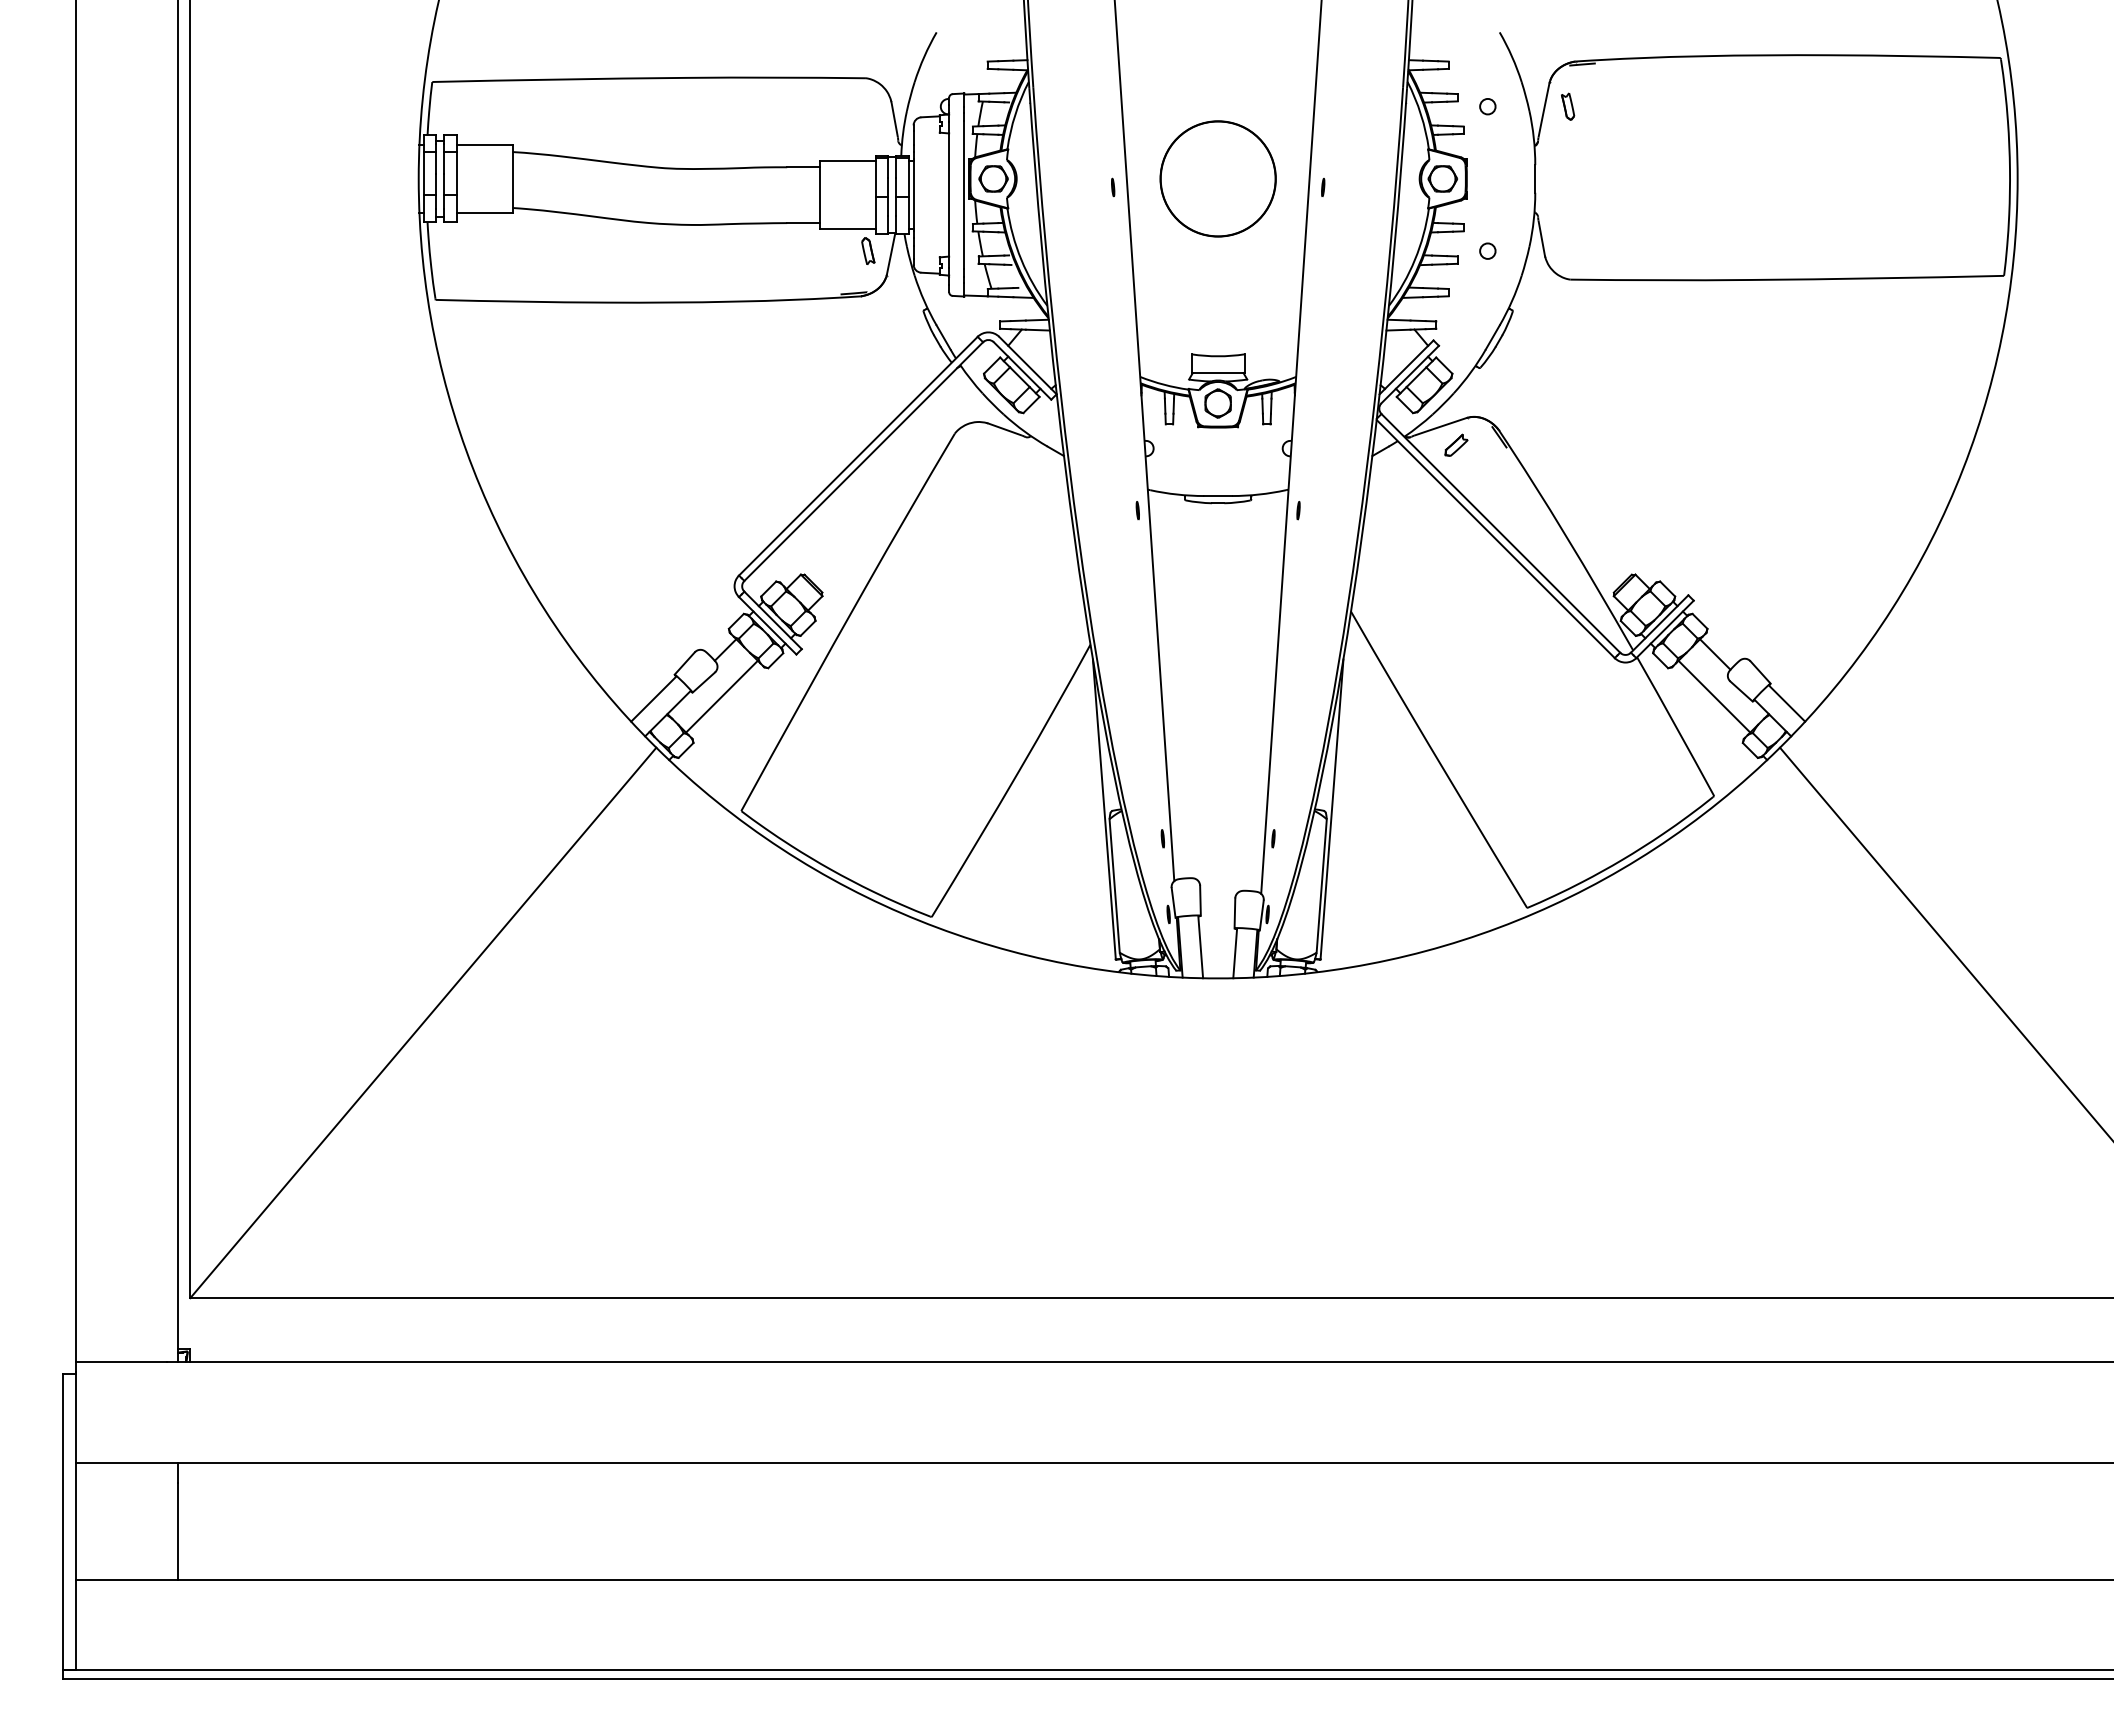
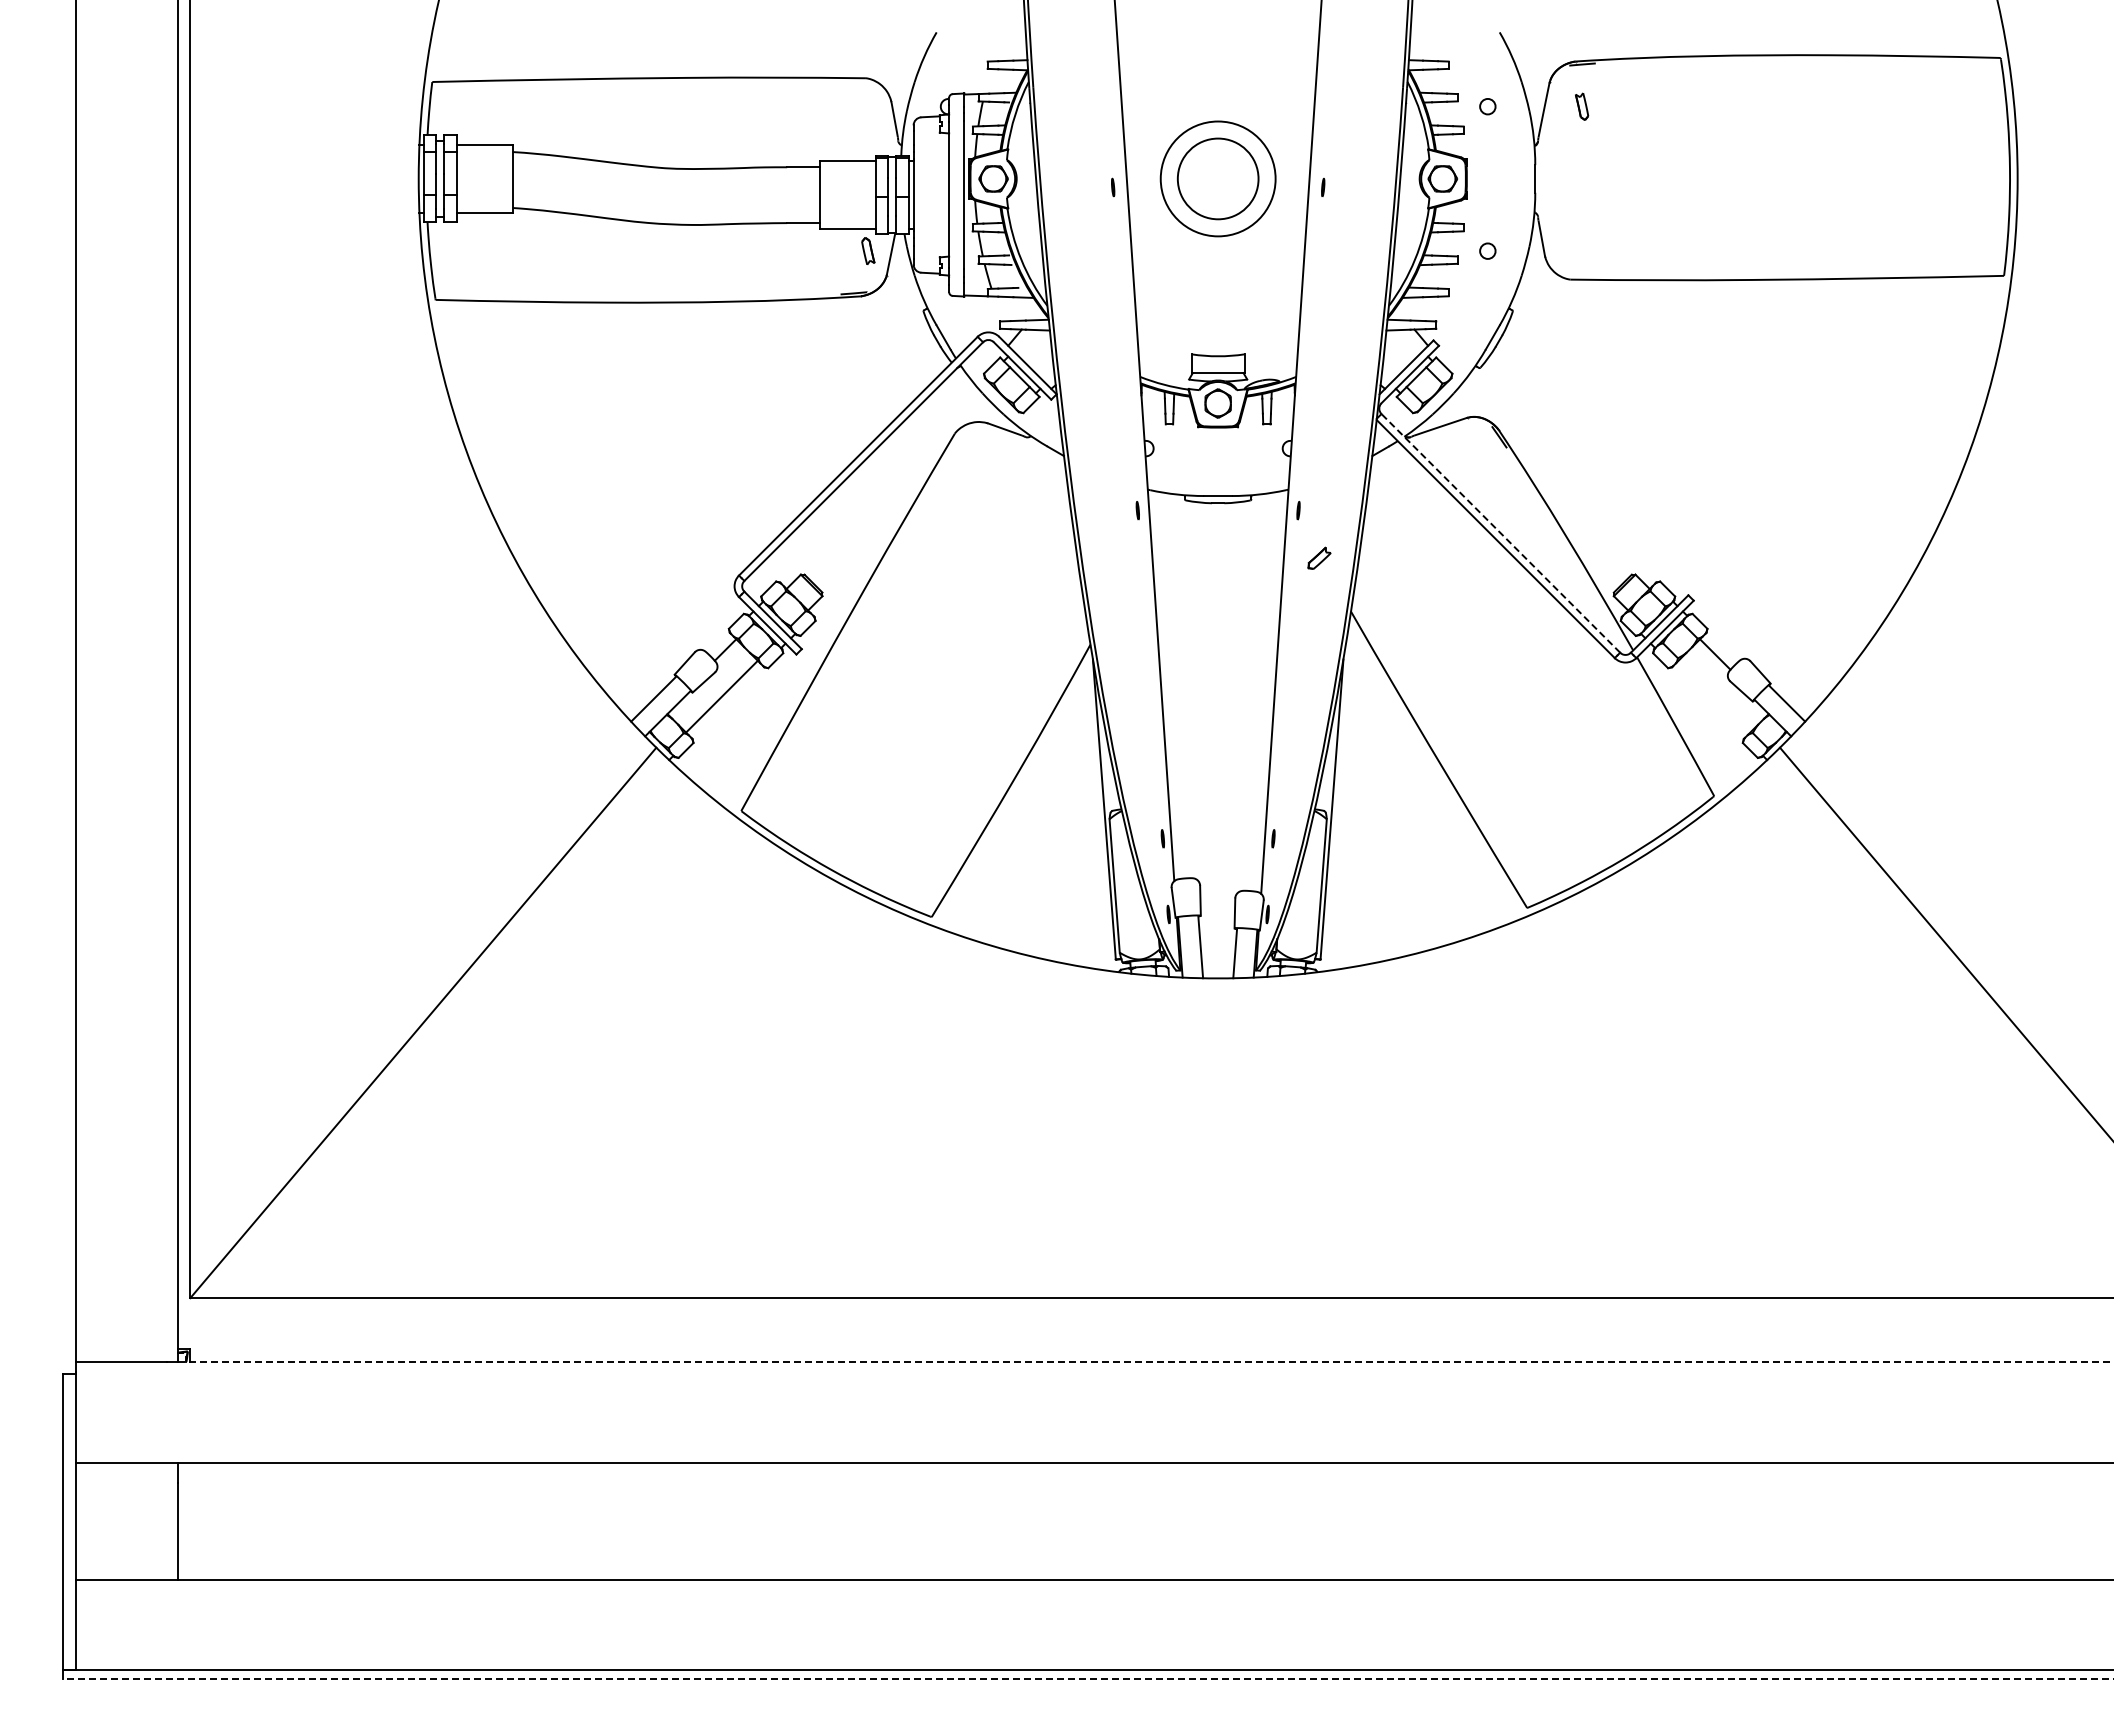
part position: (1568, 106) -> (1582, 106) (1582, 106)
circle diameter: 115 px -> 81 px (1217, 178)
part position: (1456, 444) -> (1319, 557) (1319, 557)
line: solid -> dashed (1500, 533)
line: present -> none (1714, 696)
line: solid -> dashed (1146, 1361)
line: solid -> dashed (1088, 1678)
